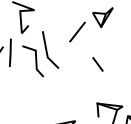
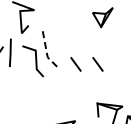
line: present -> none (77, 31)
line: solid -> dashed (46, 52)
line: none -> present (75, 64)
